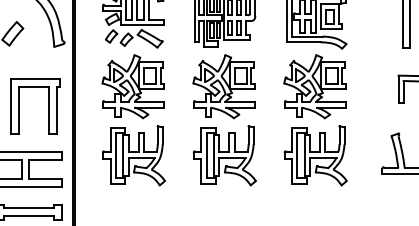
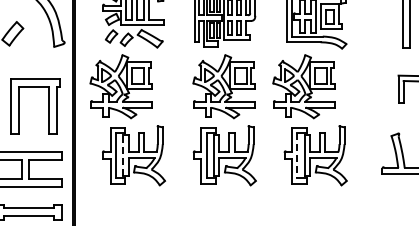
part position: (132, 86) -> (120, 86) (120, 86)
part position: (314, 86) -> (303, 86) (303, 86)
line: solid -> dashed (123, 155)
line: solid -> dashed (297, 156)
